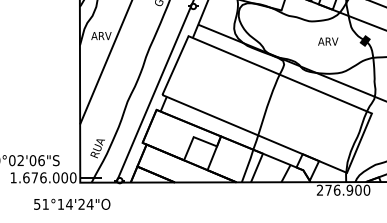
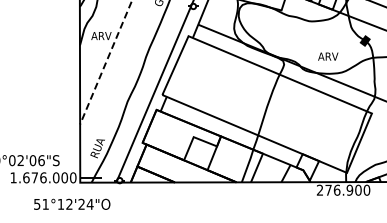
text position: (328, 41) -> (328, 56) (328, 56)
line: solid -> dashed (106, 62)
text: 51°14'24"O -> 51°12'24"O (69, 203)
